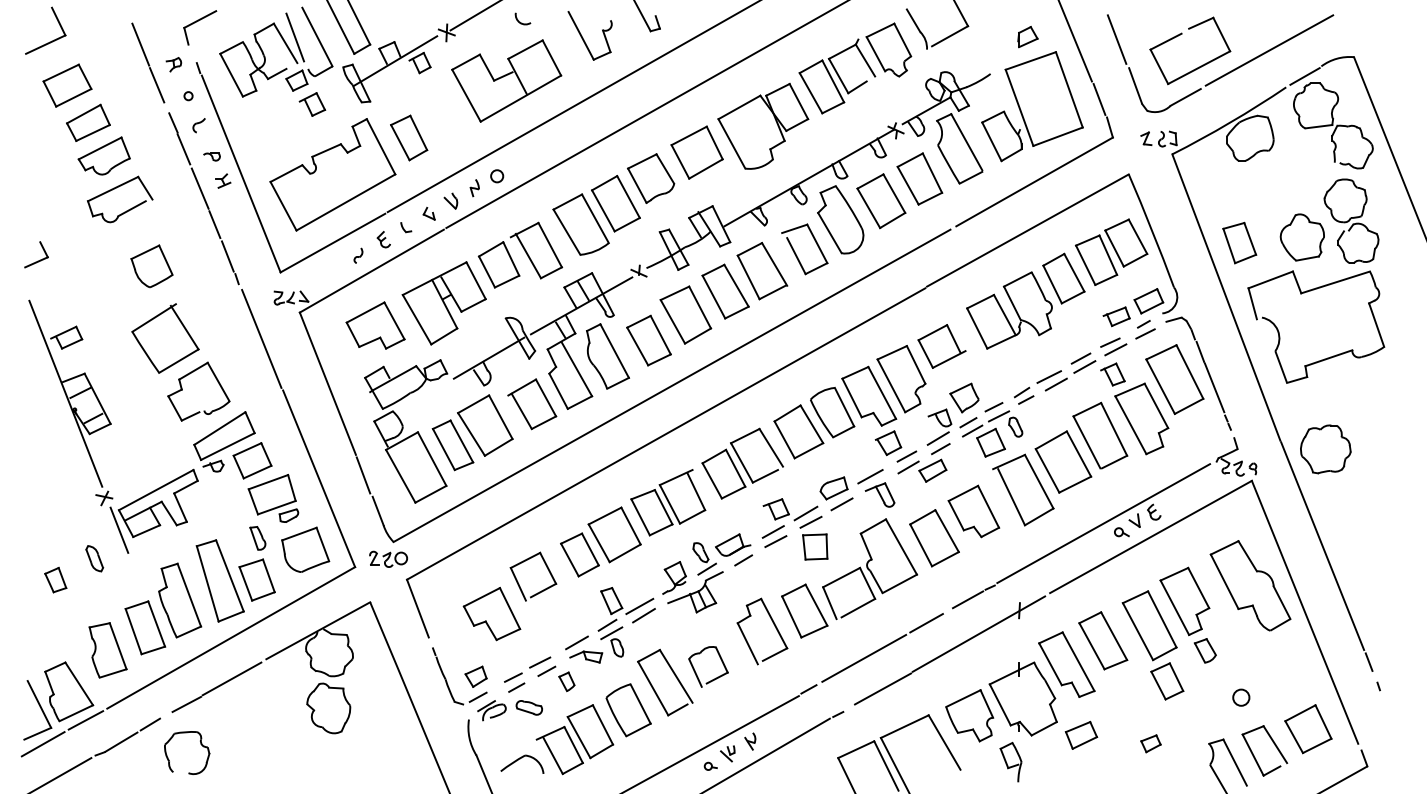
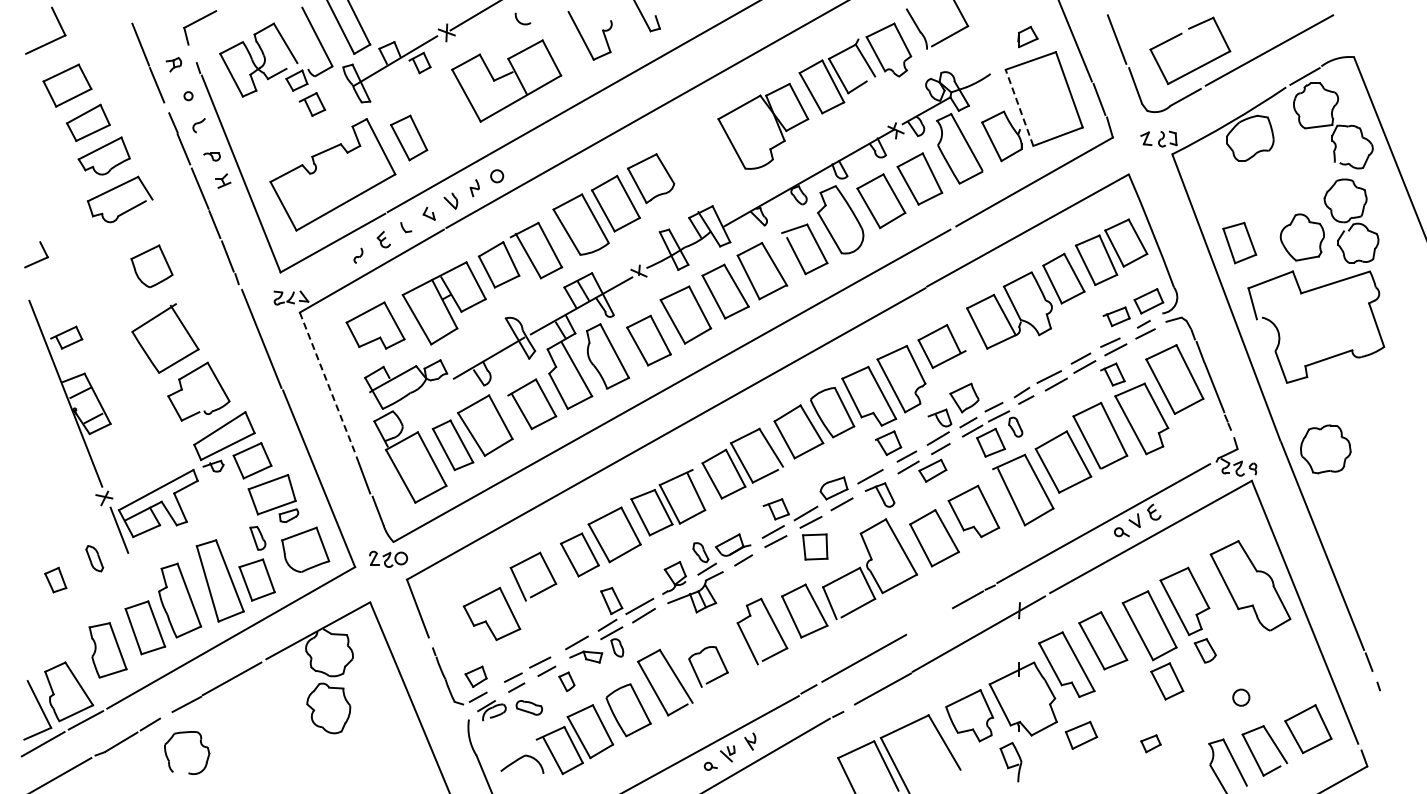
line: present -> none (295, 37)
line: solid -> dashed (1019, 107)
part: present -> none (696, 152)
line: solid -> dashed (328, 384)
line: present -> none (926, 623)
